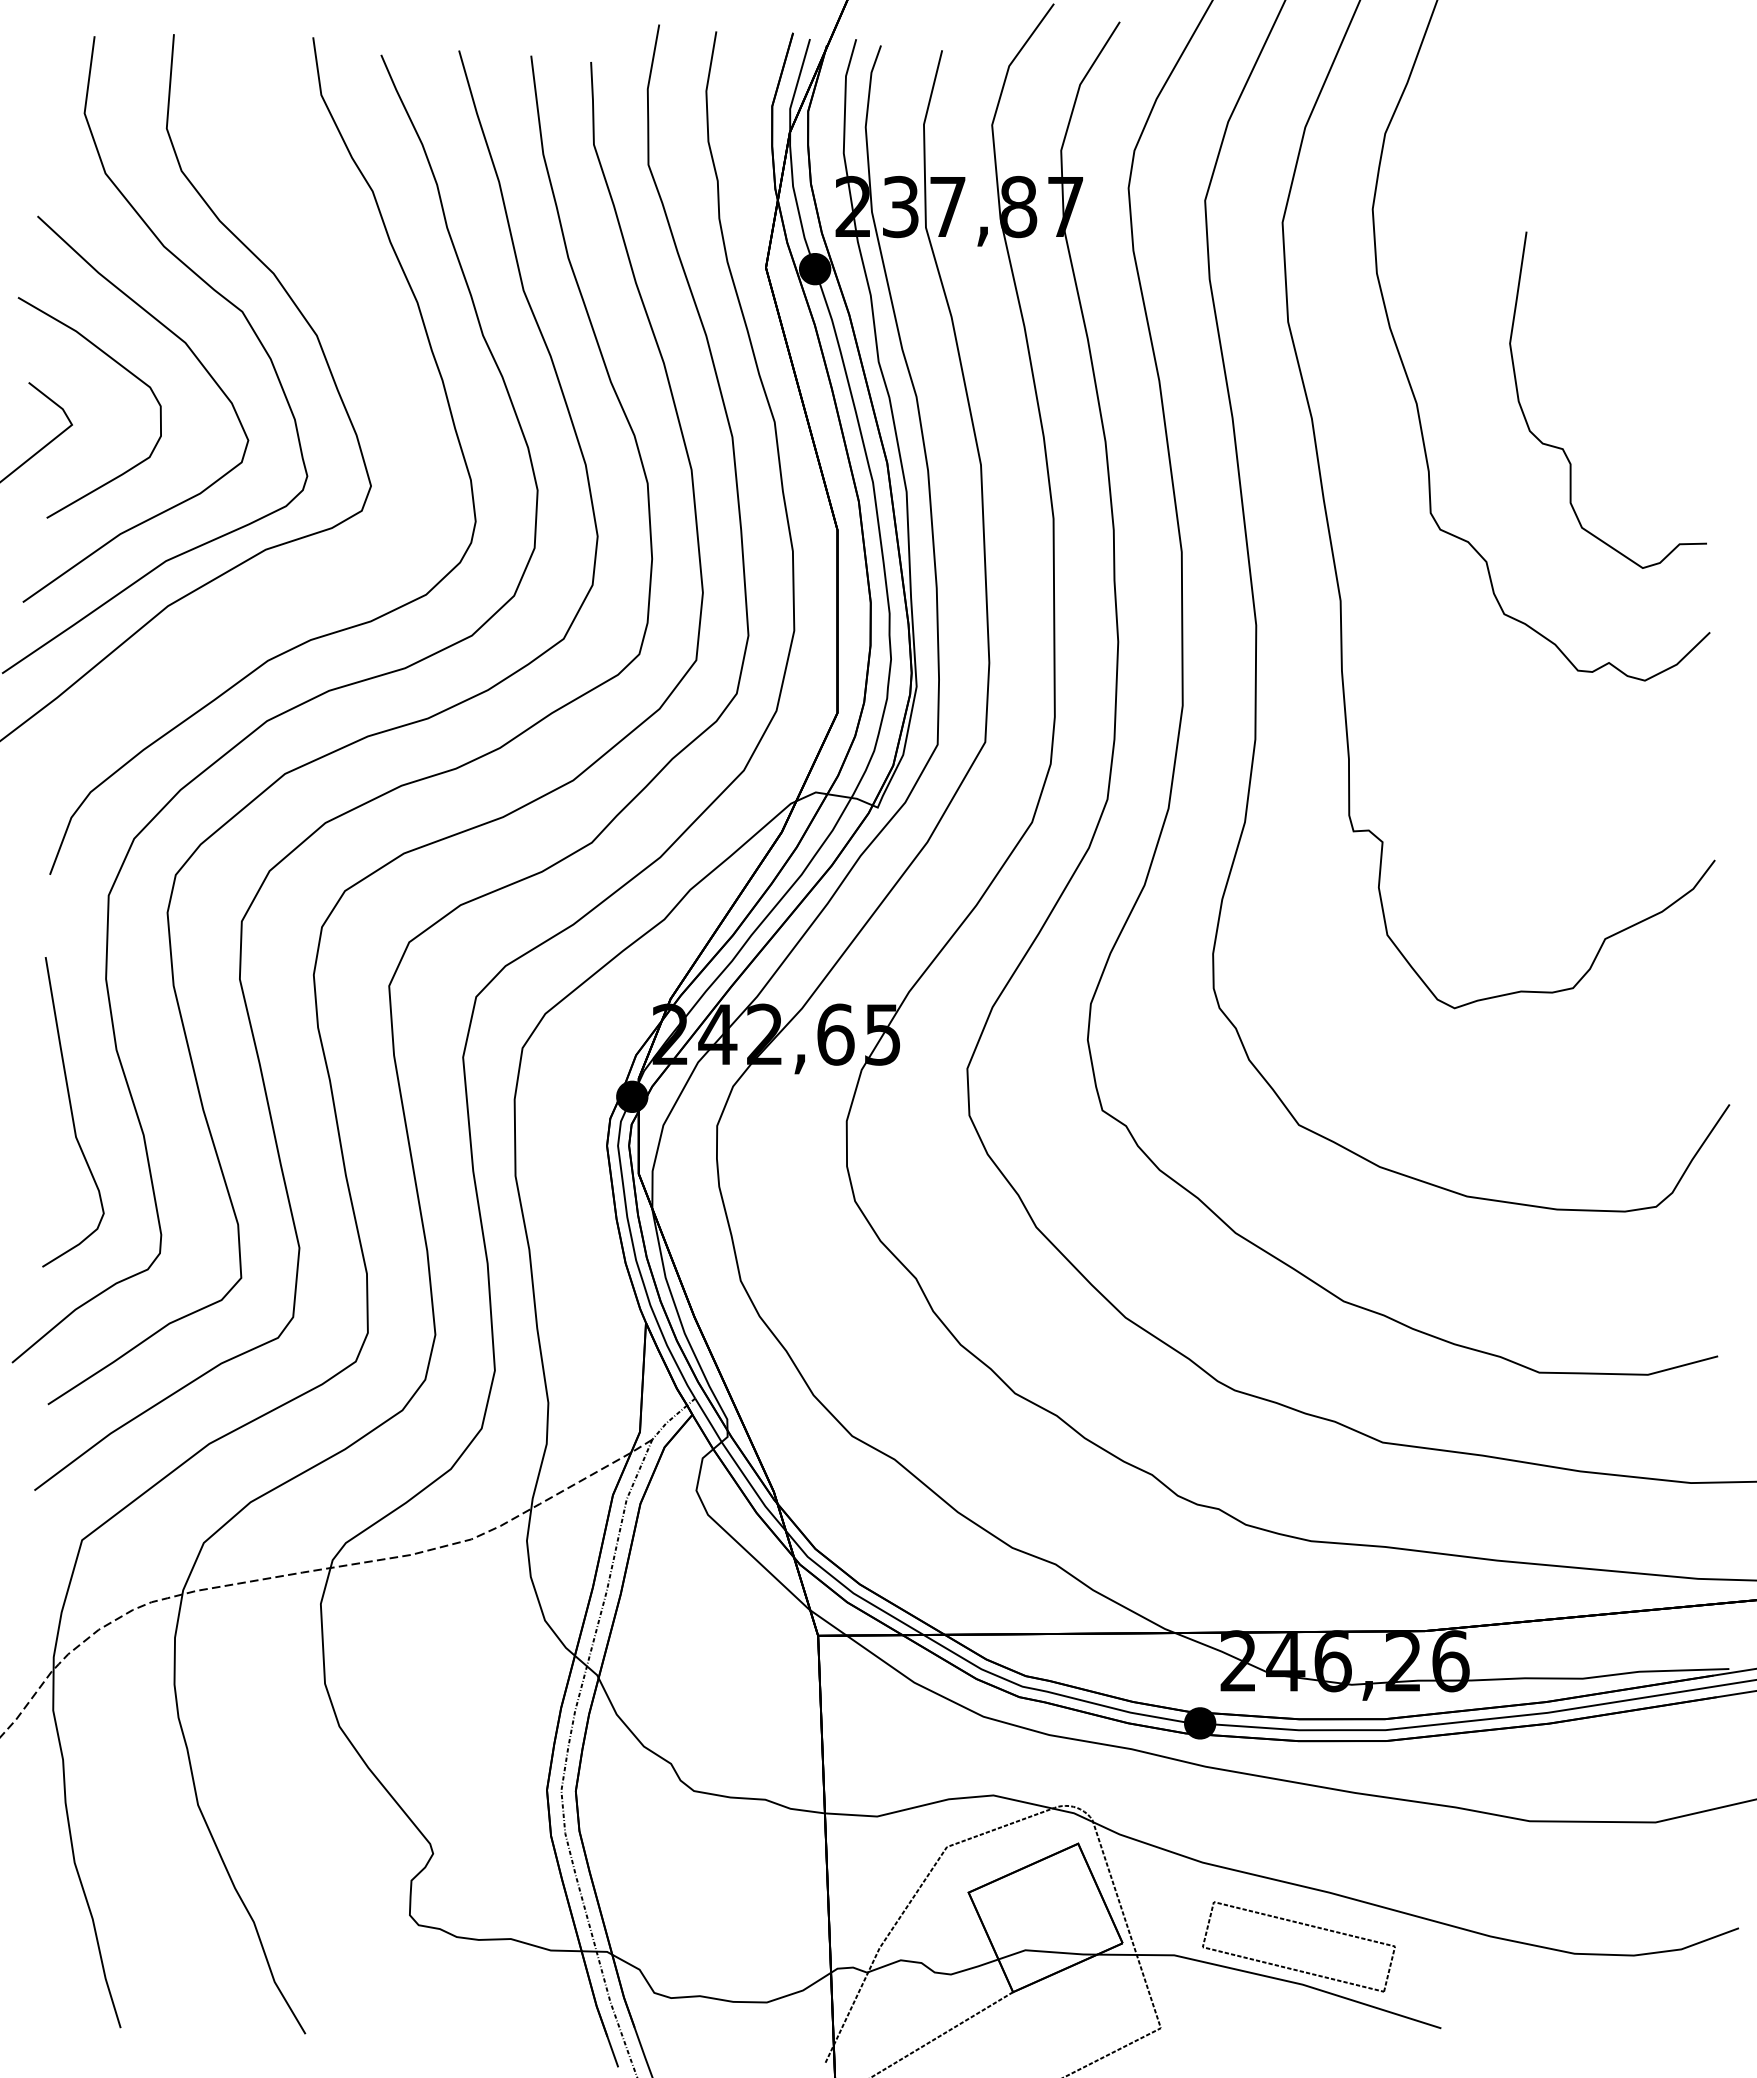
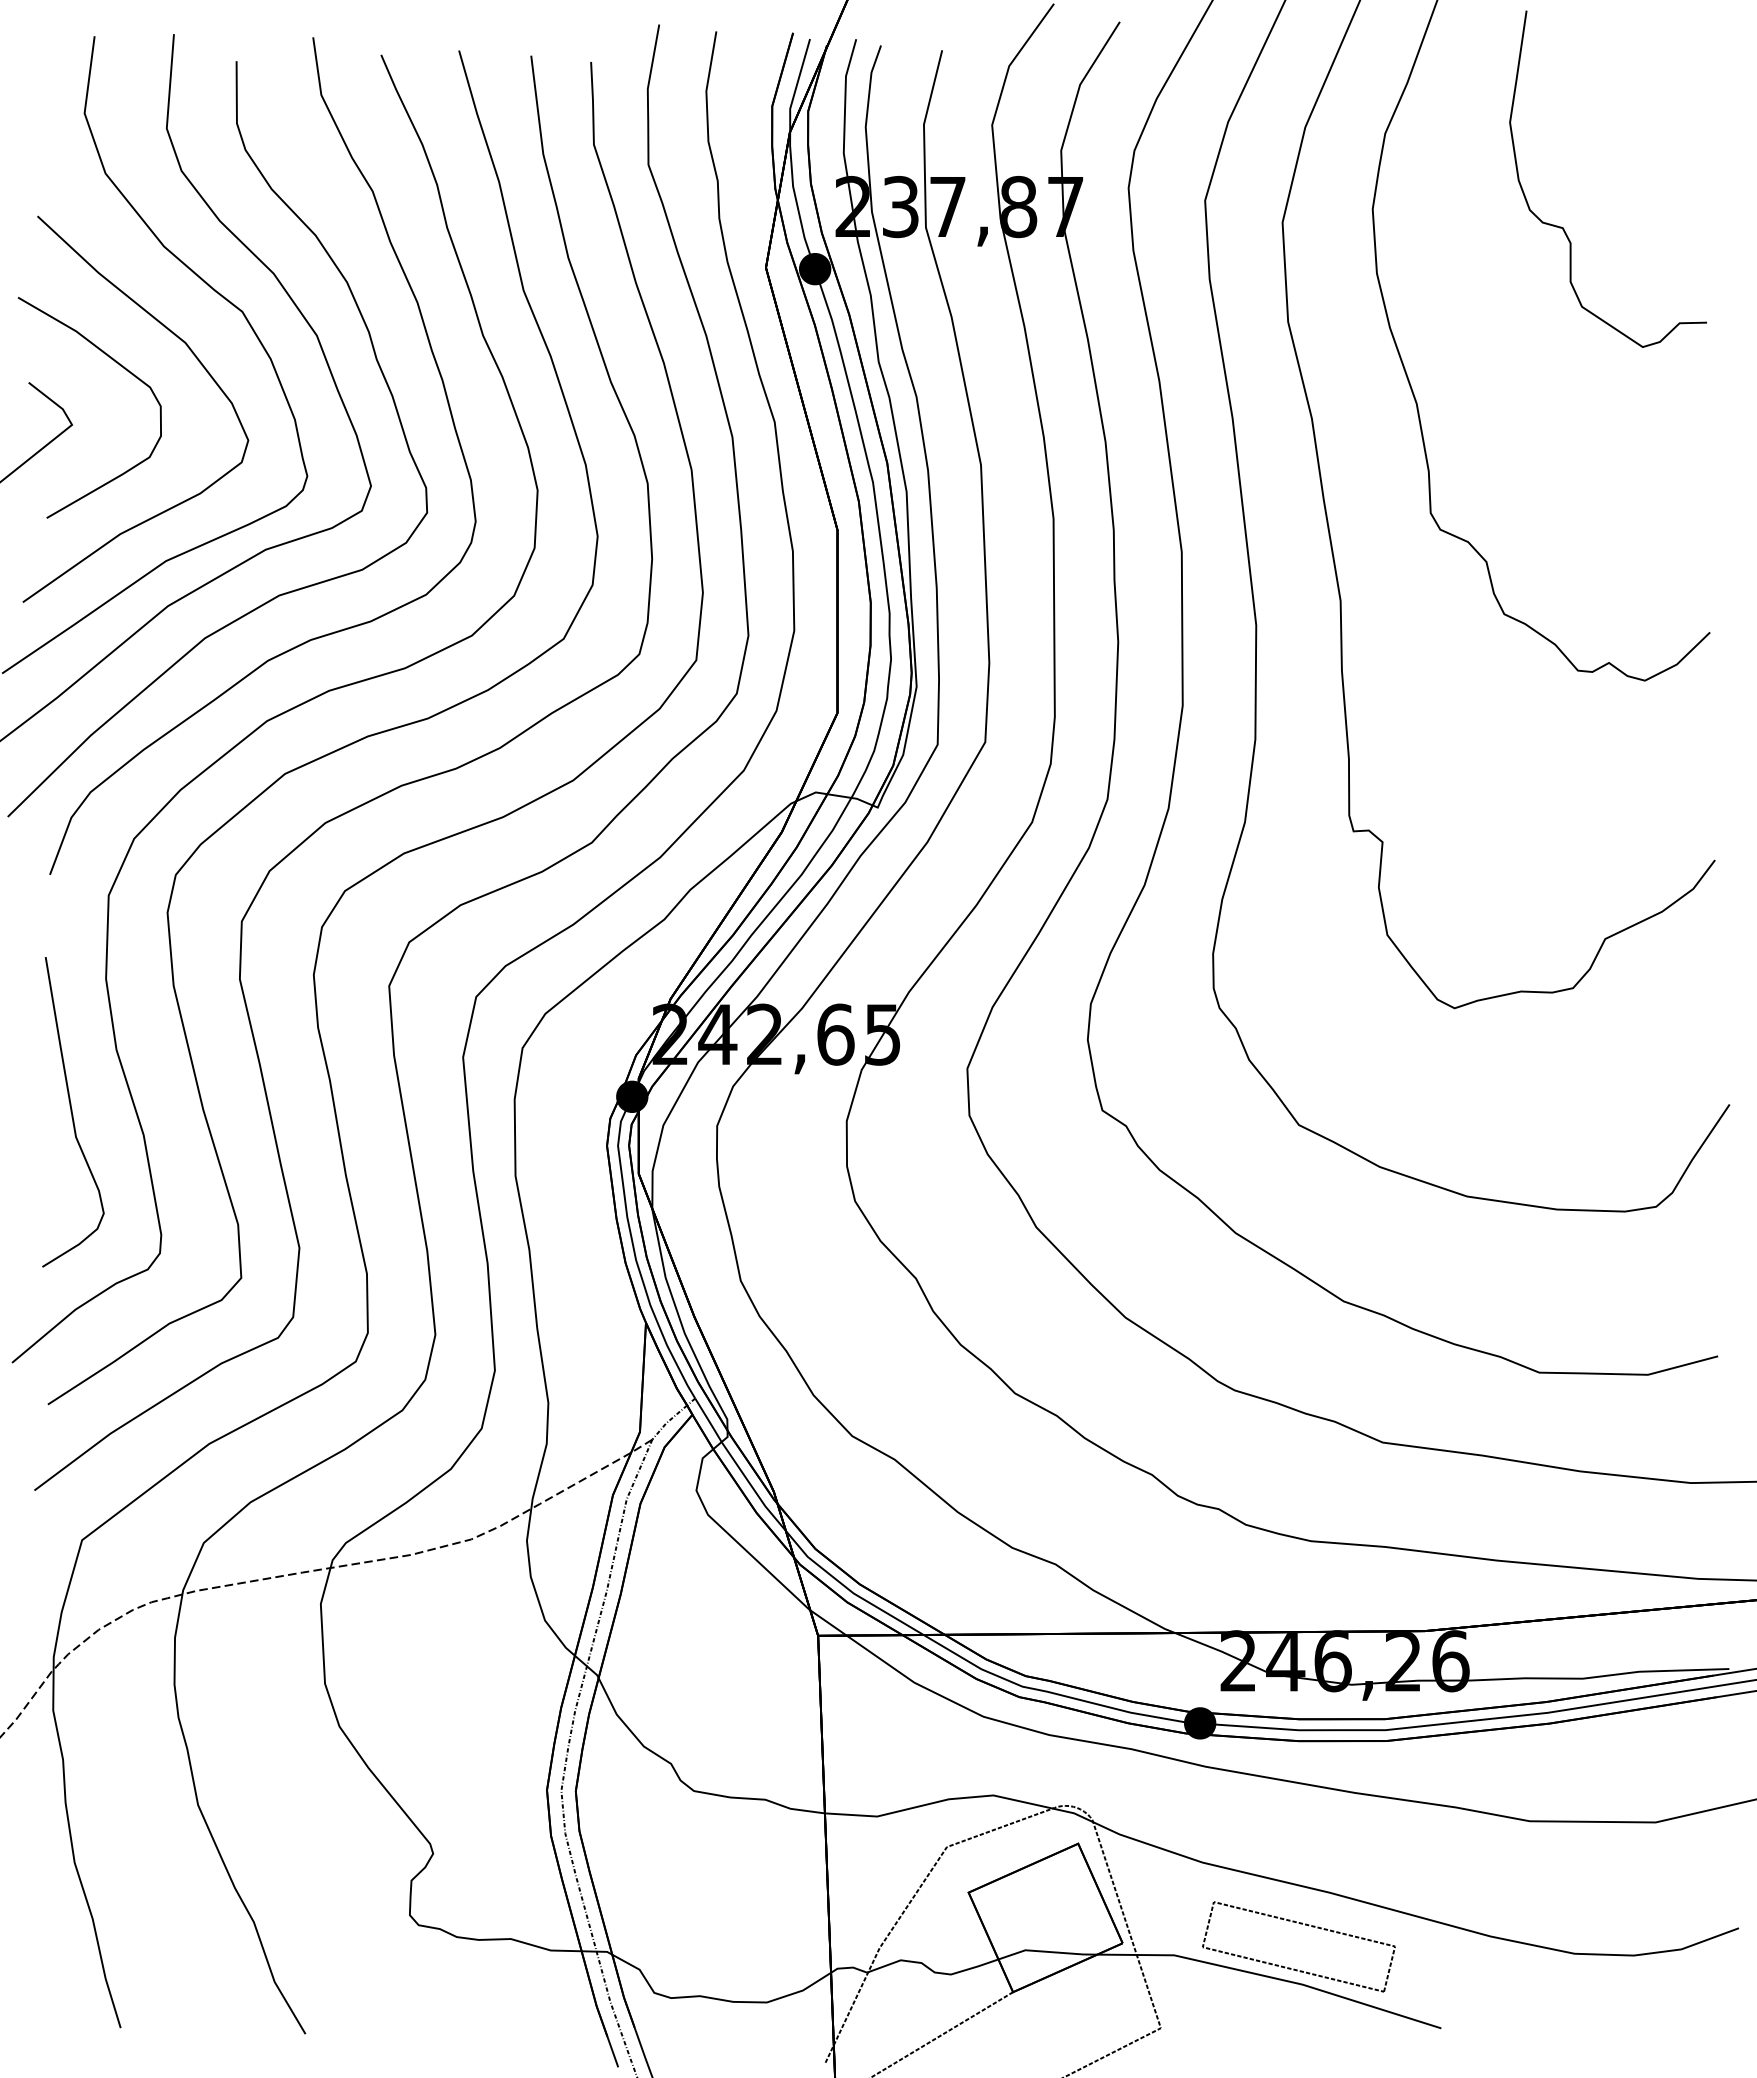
curve position: (1563, 448) -> (1563, 227) (1563, 227)
part: none -> present (278, 594)
